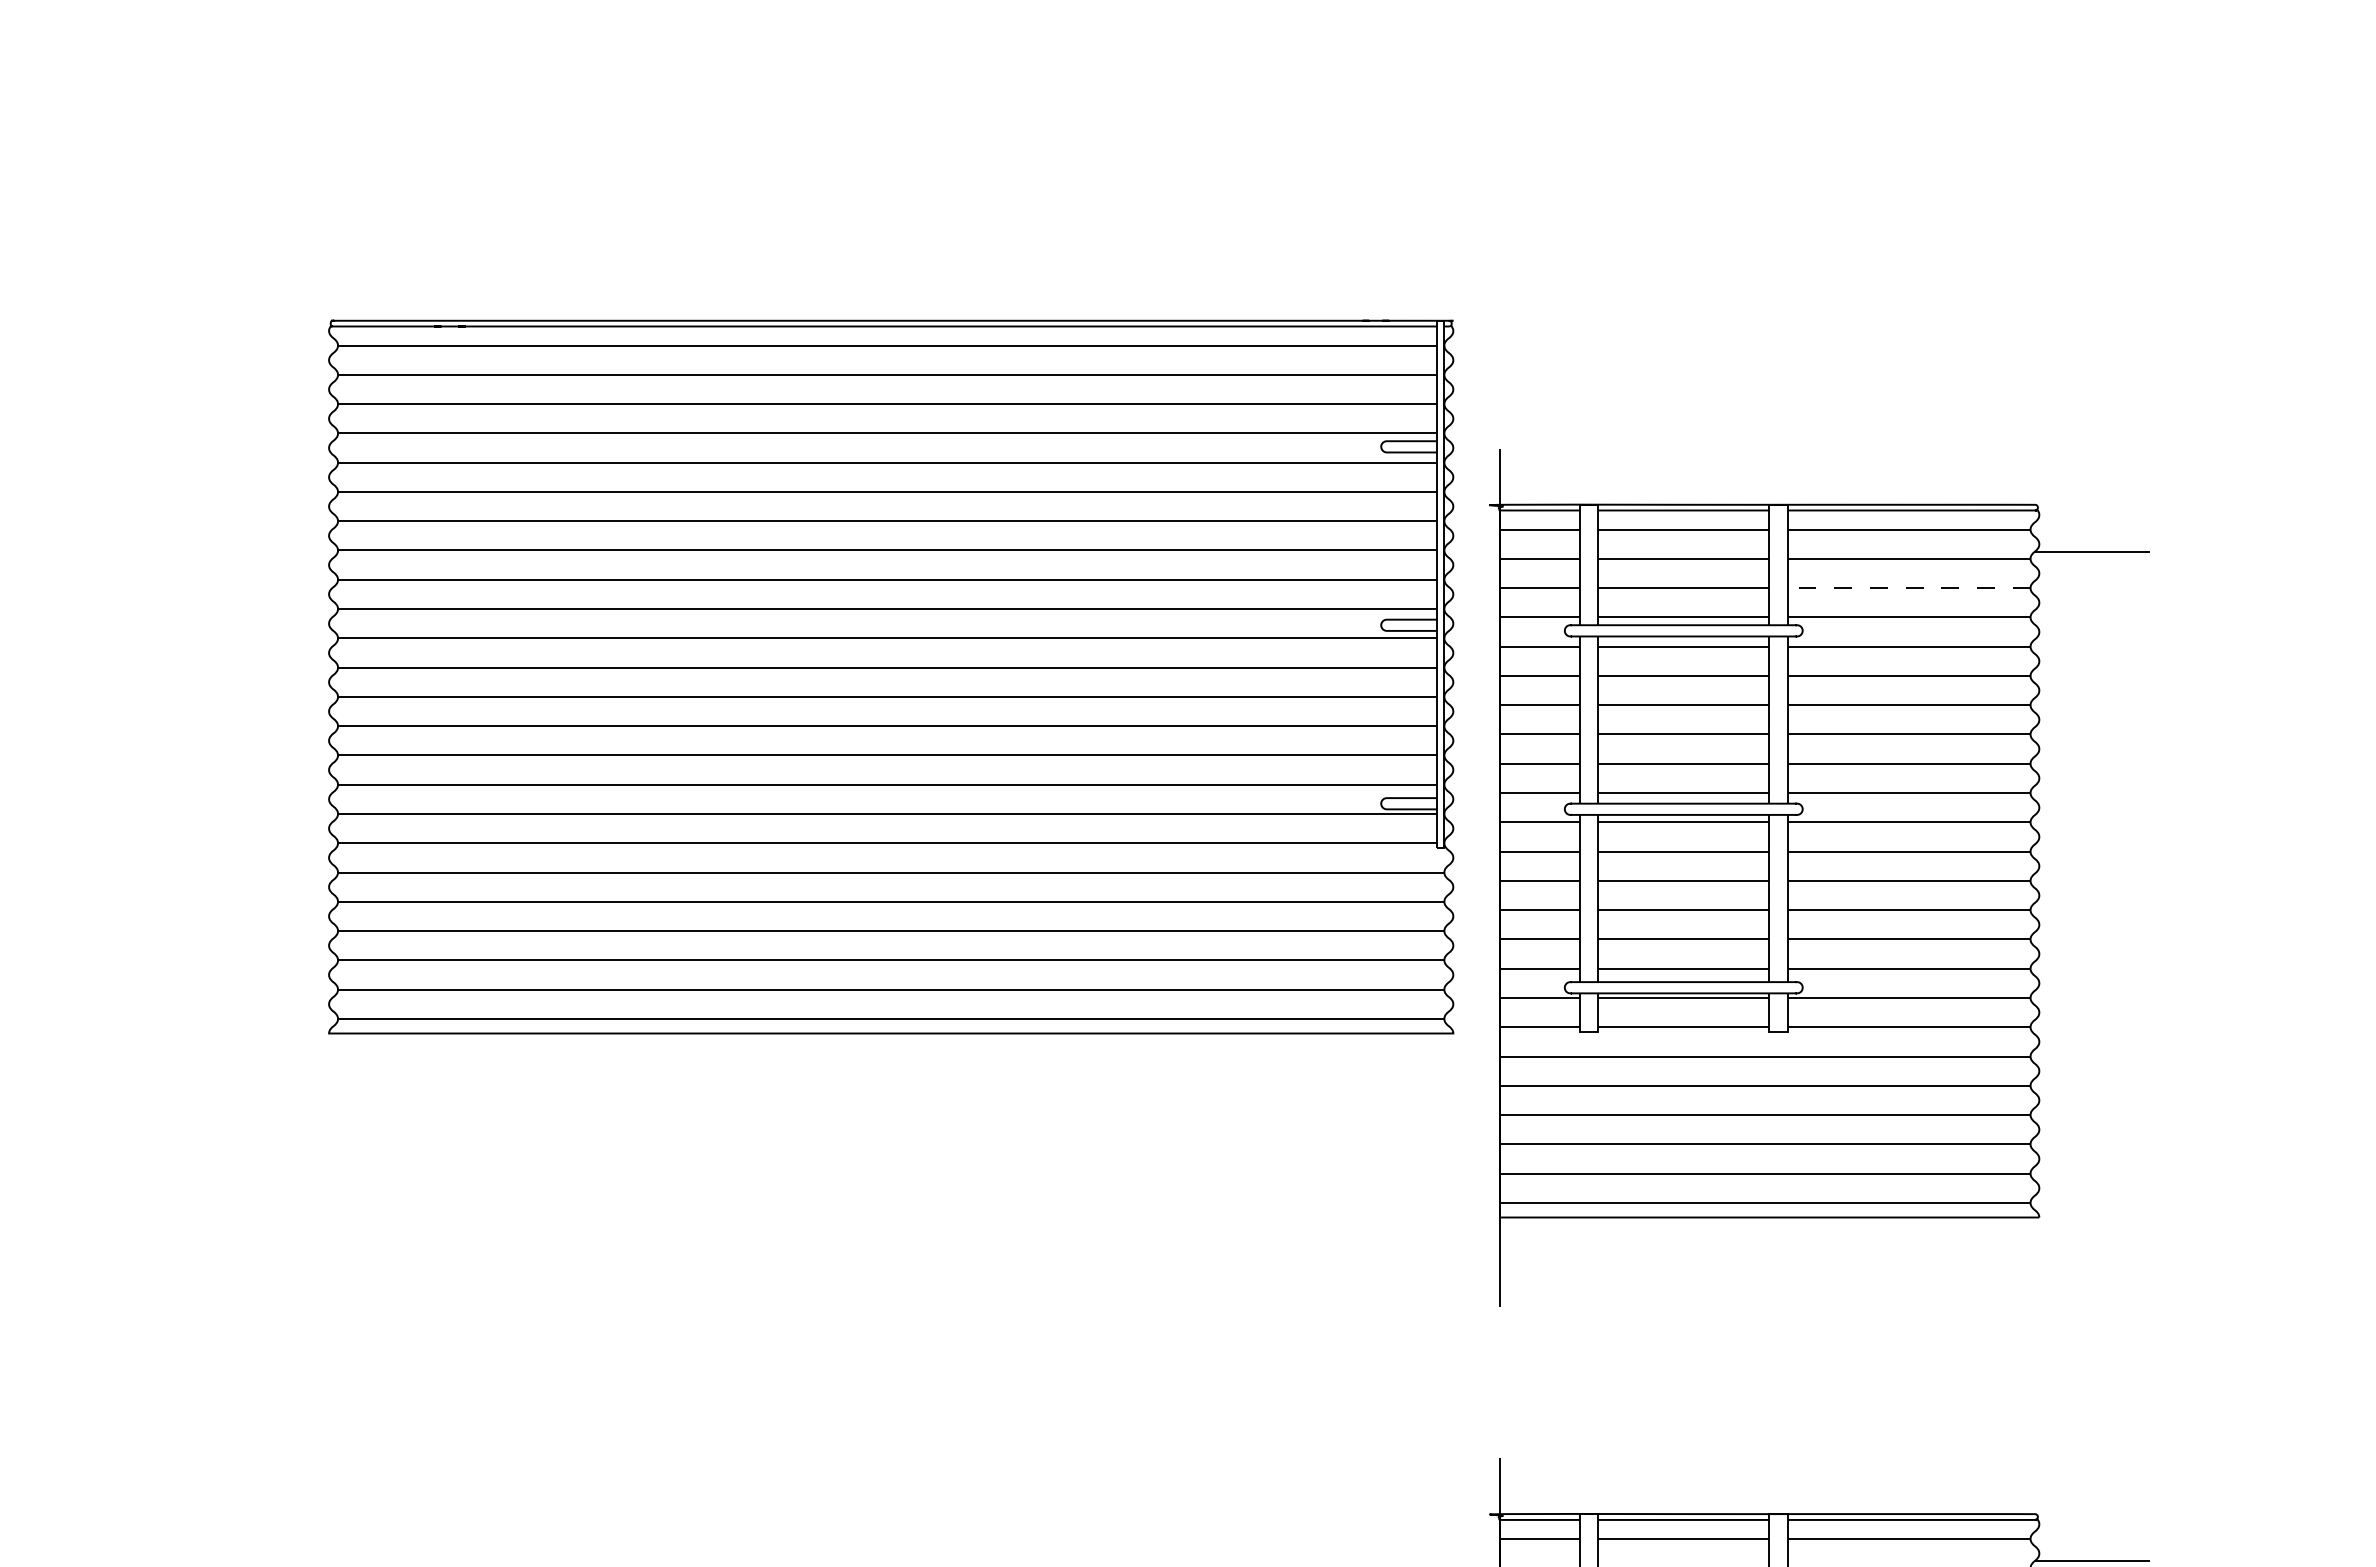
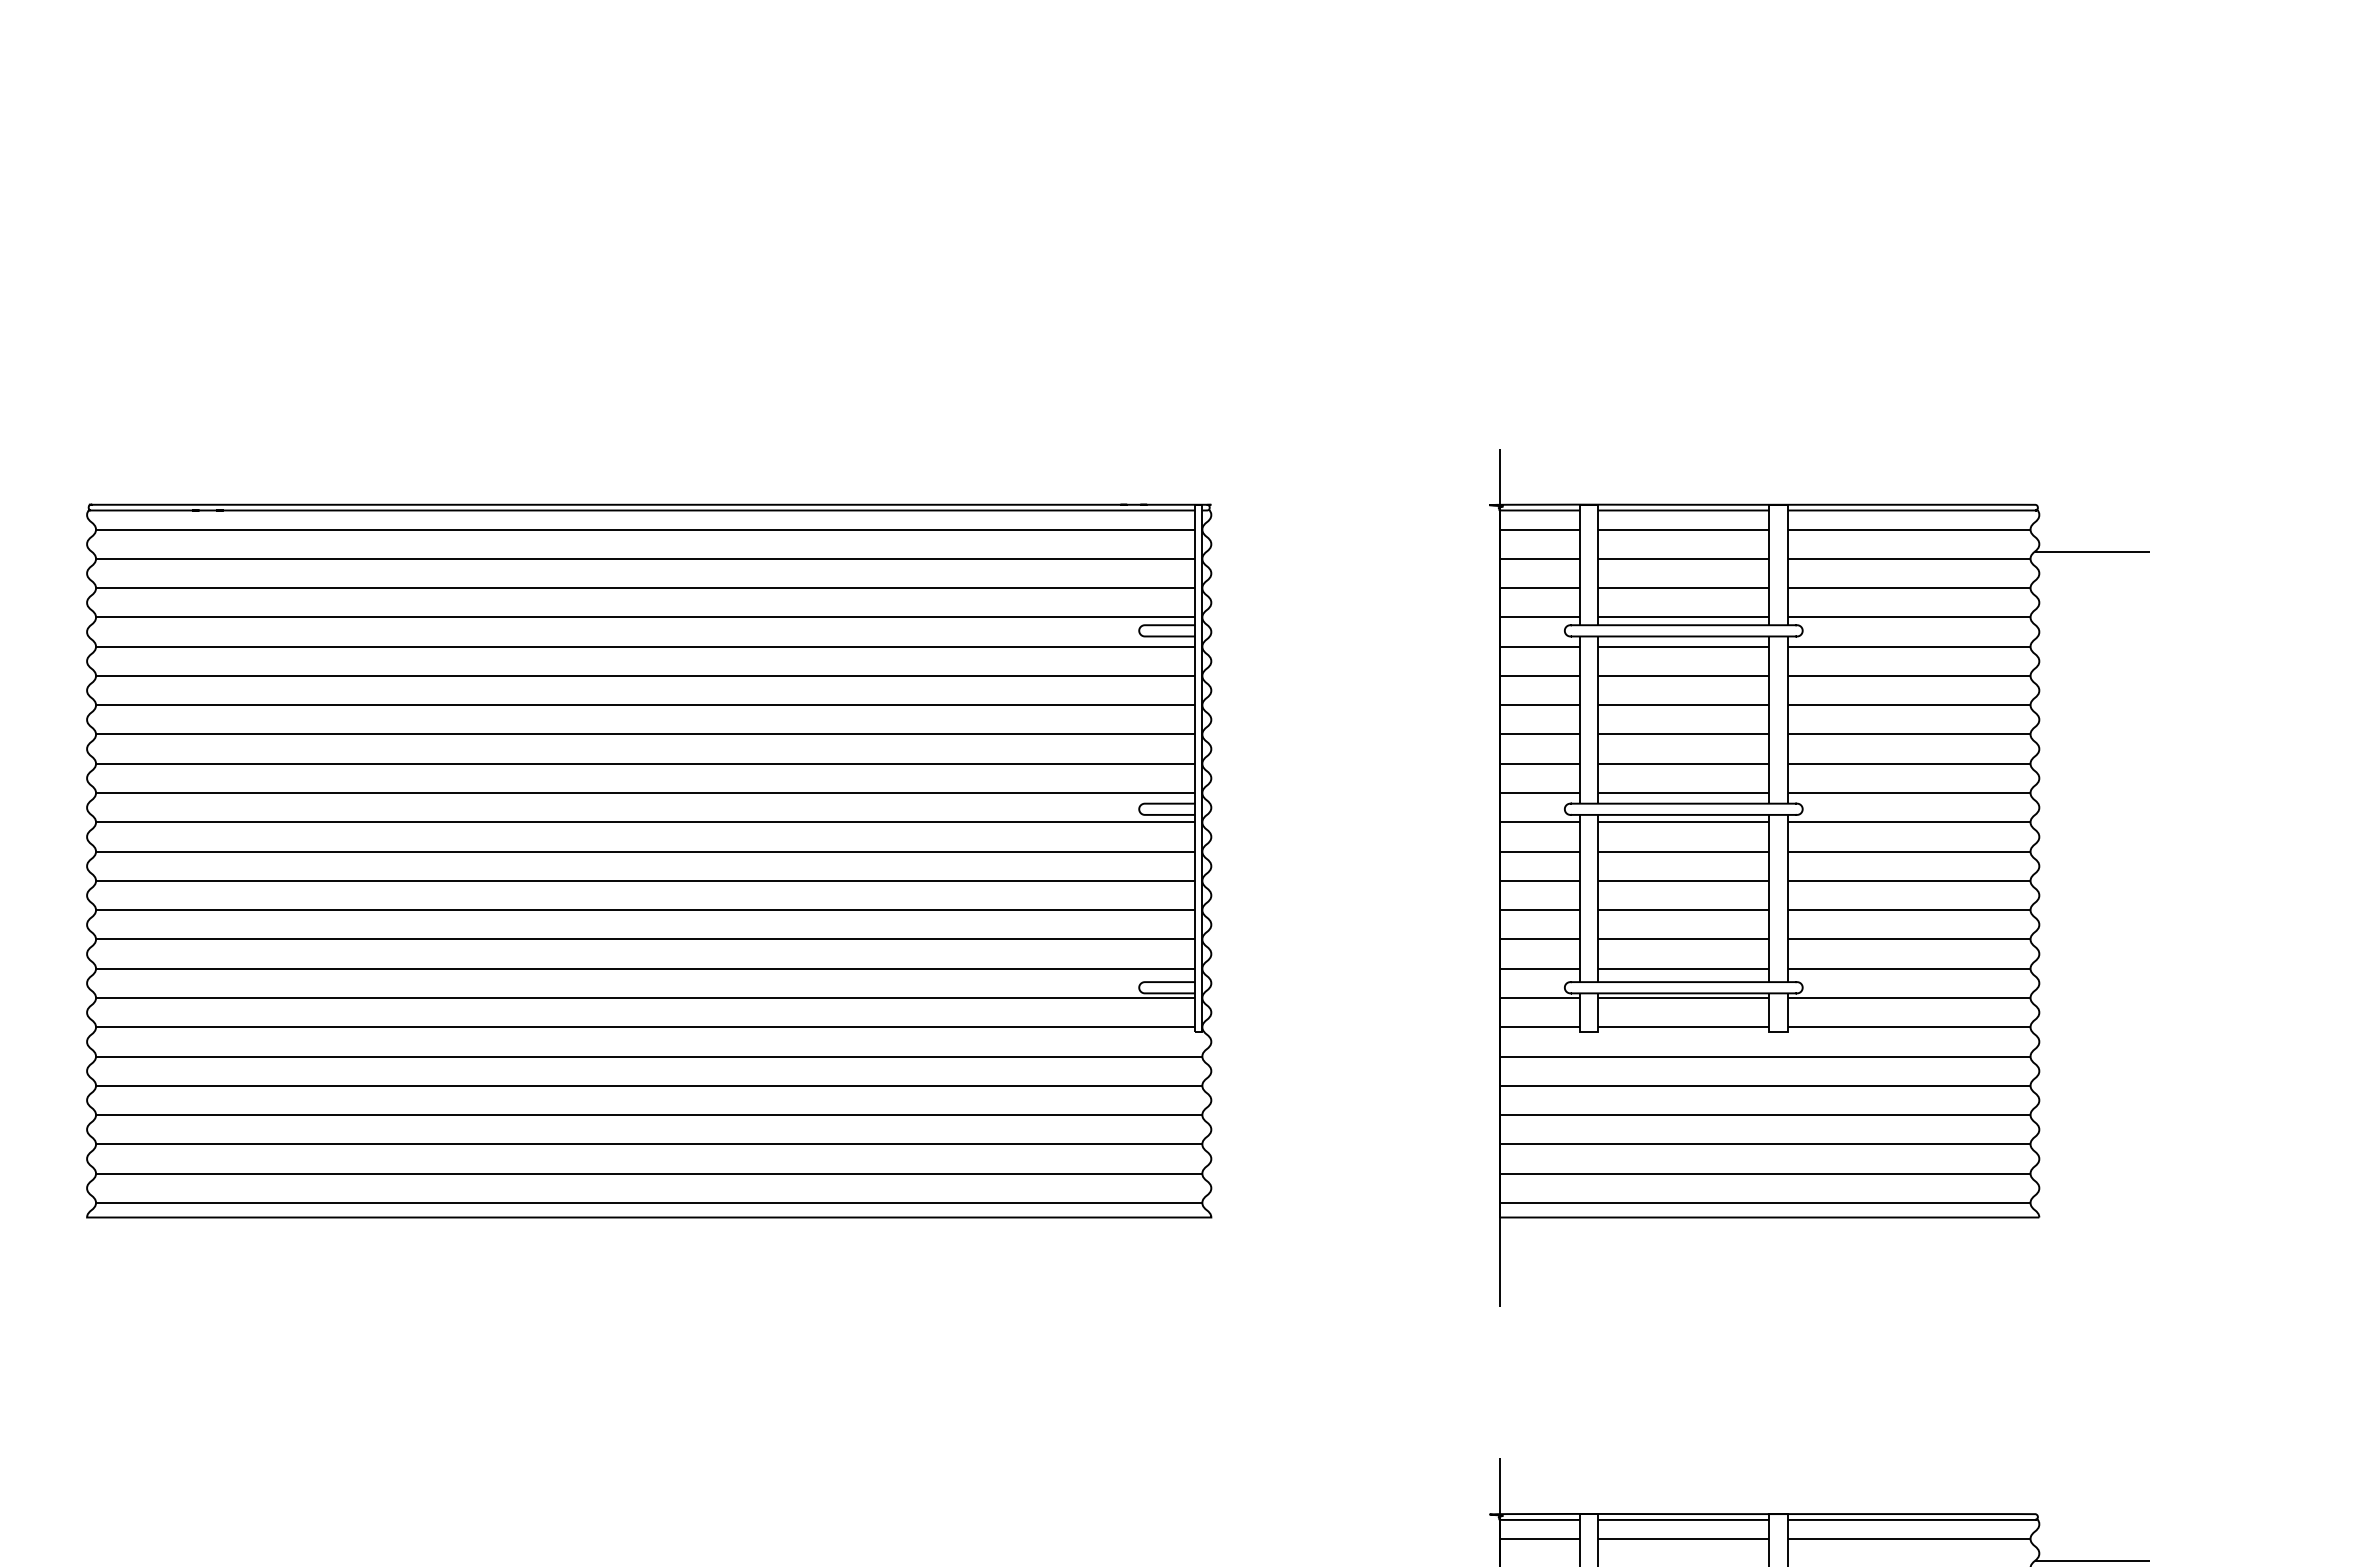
line: dashed -> solid (1908, 588)
part position: (891, 676) -> (649, 860) (649, 860)
